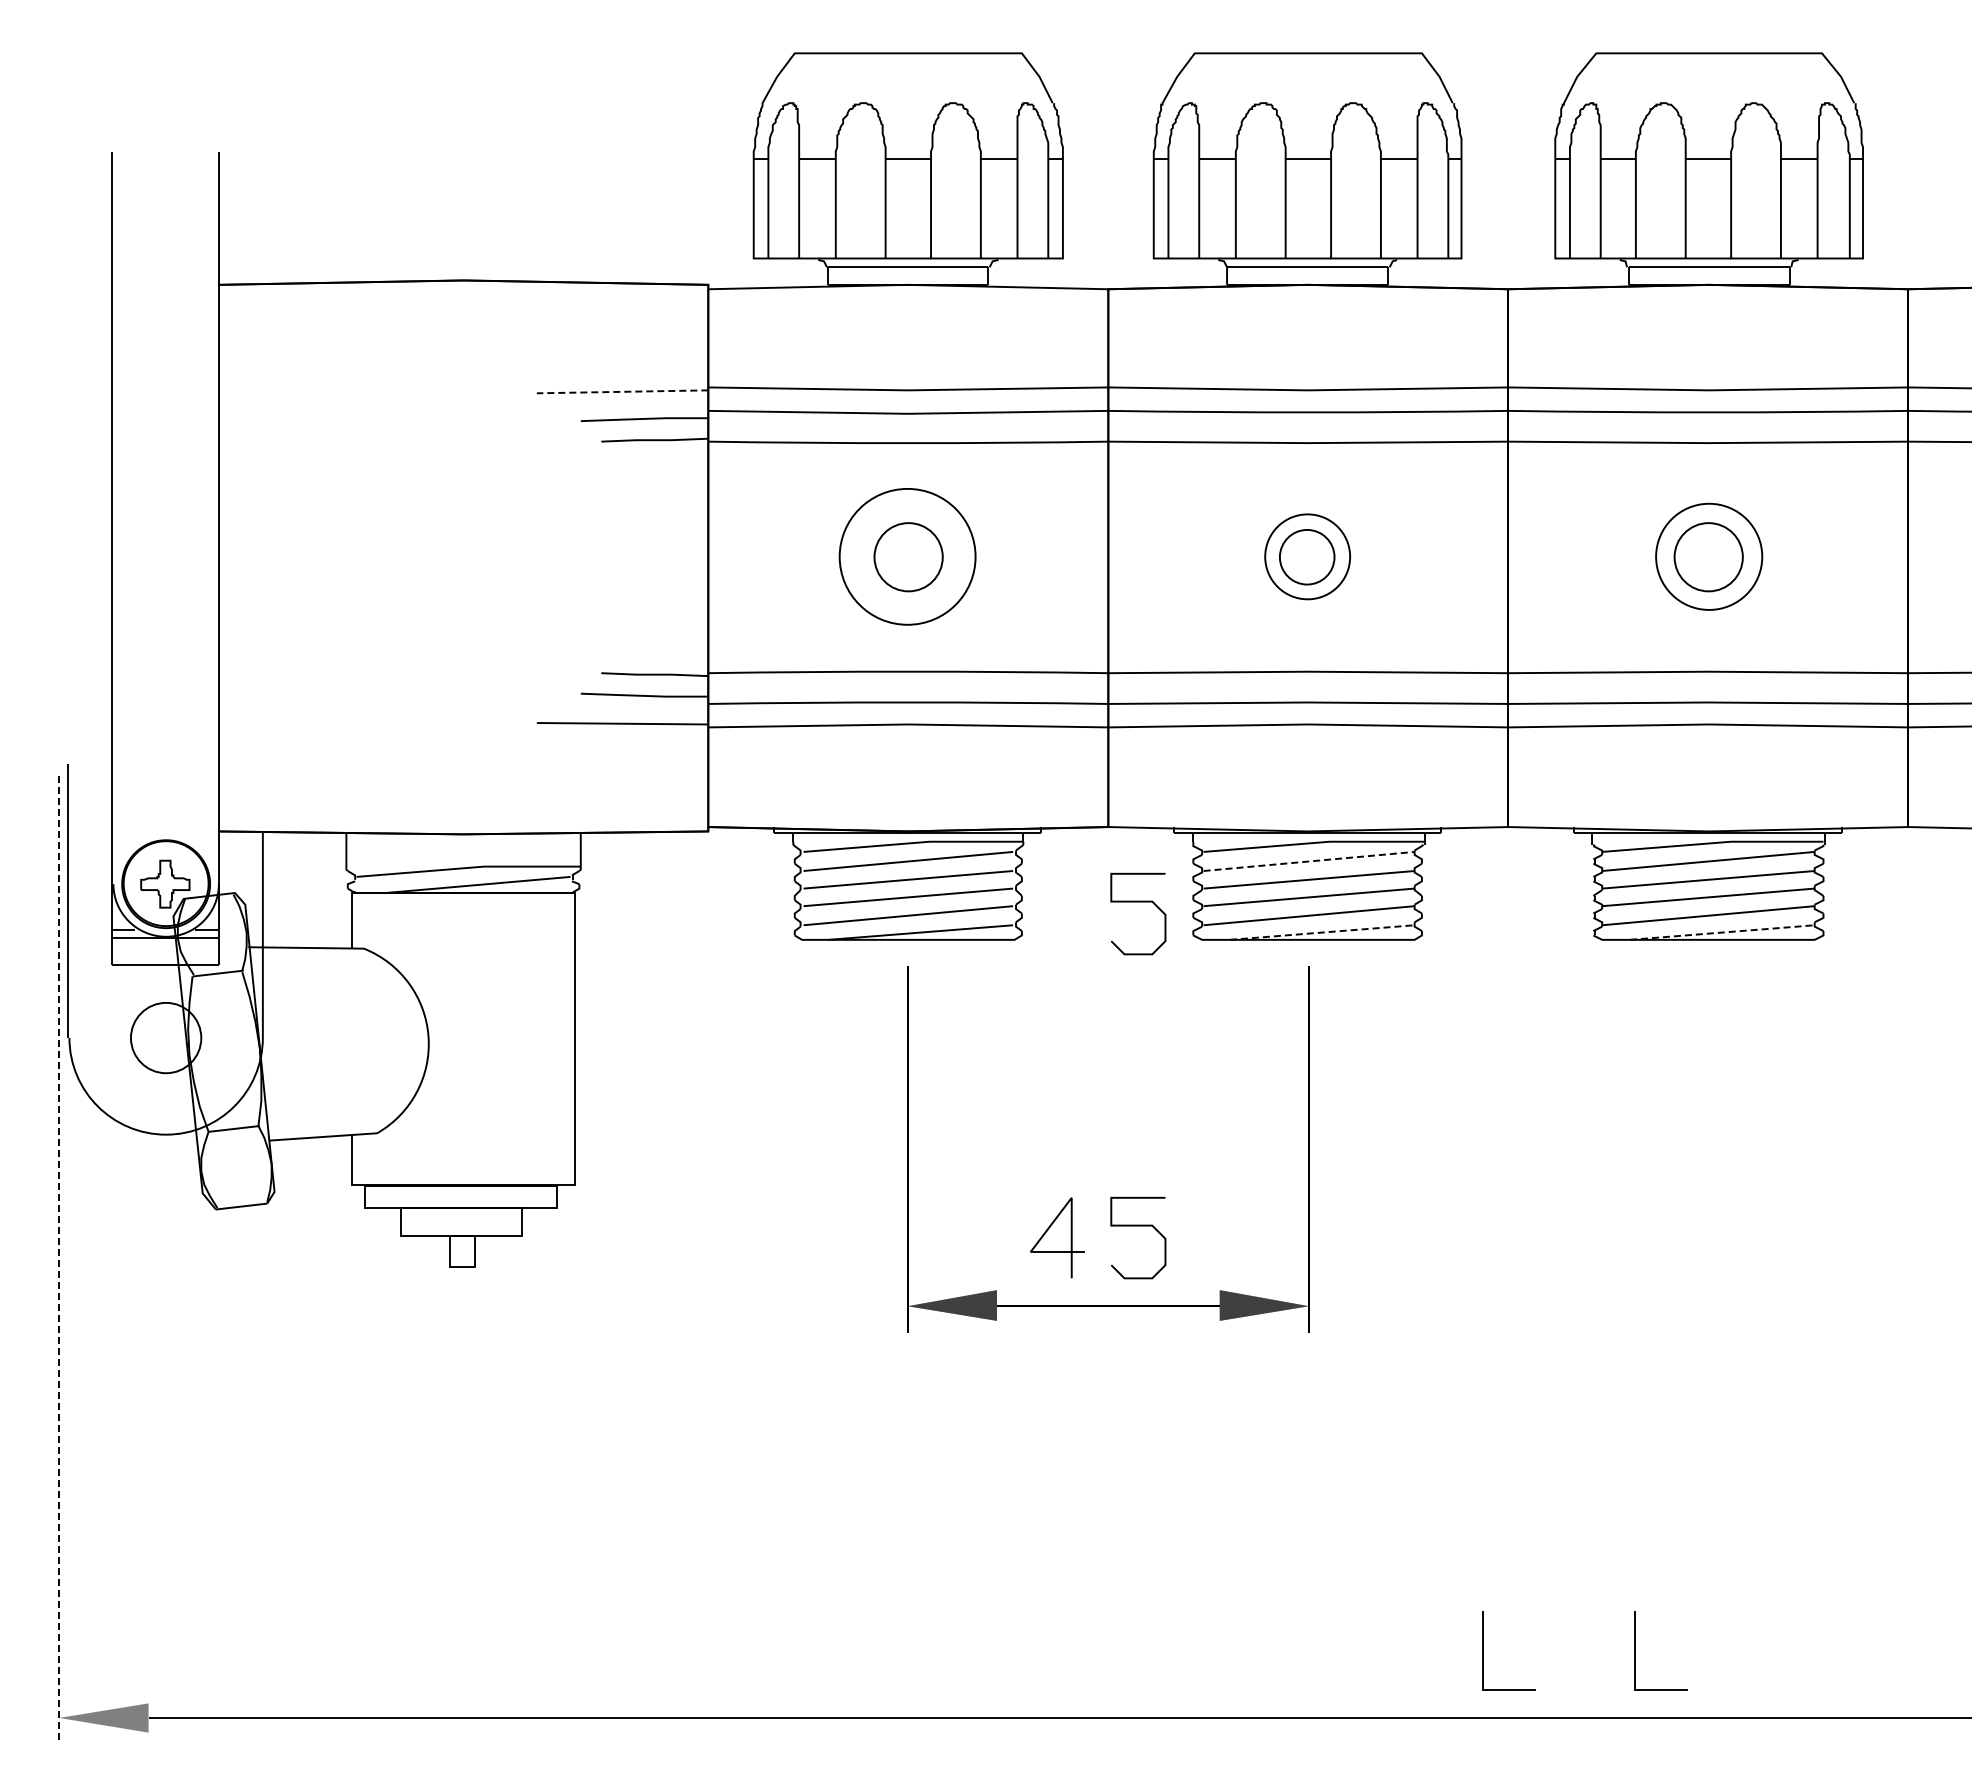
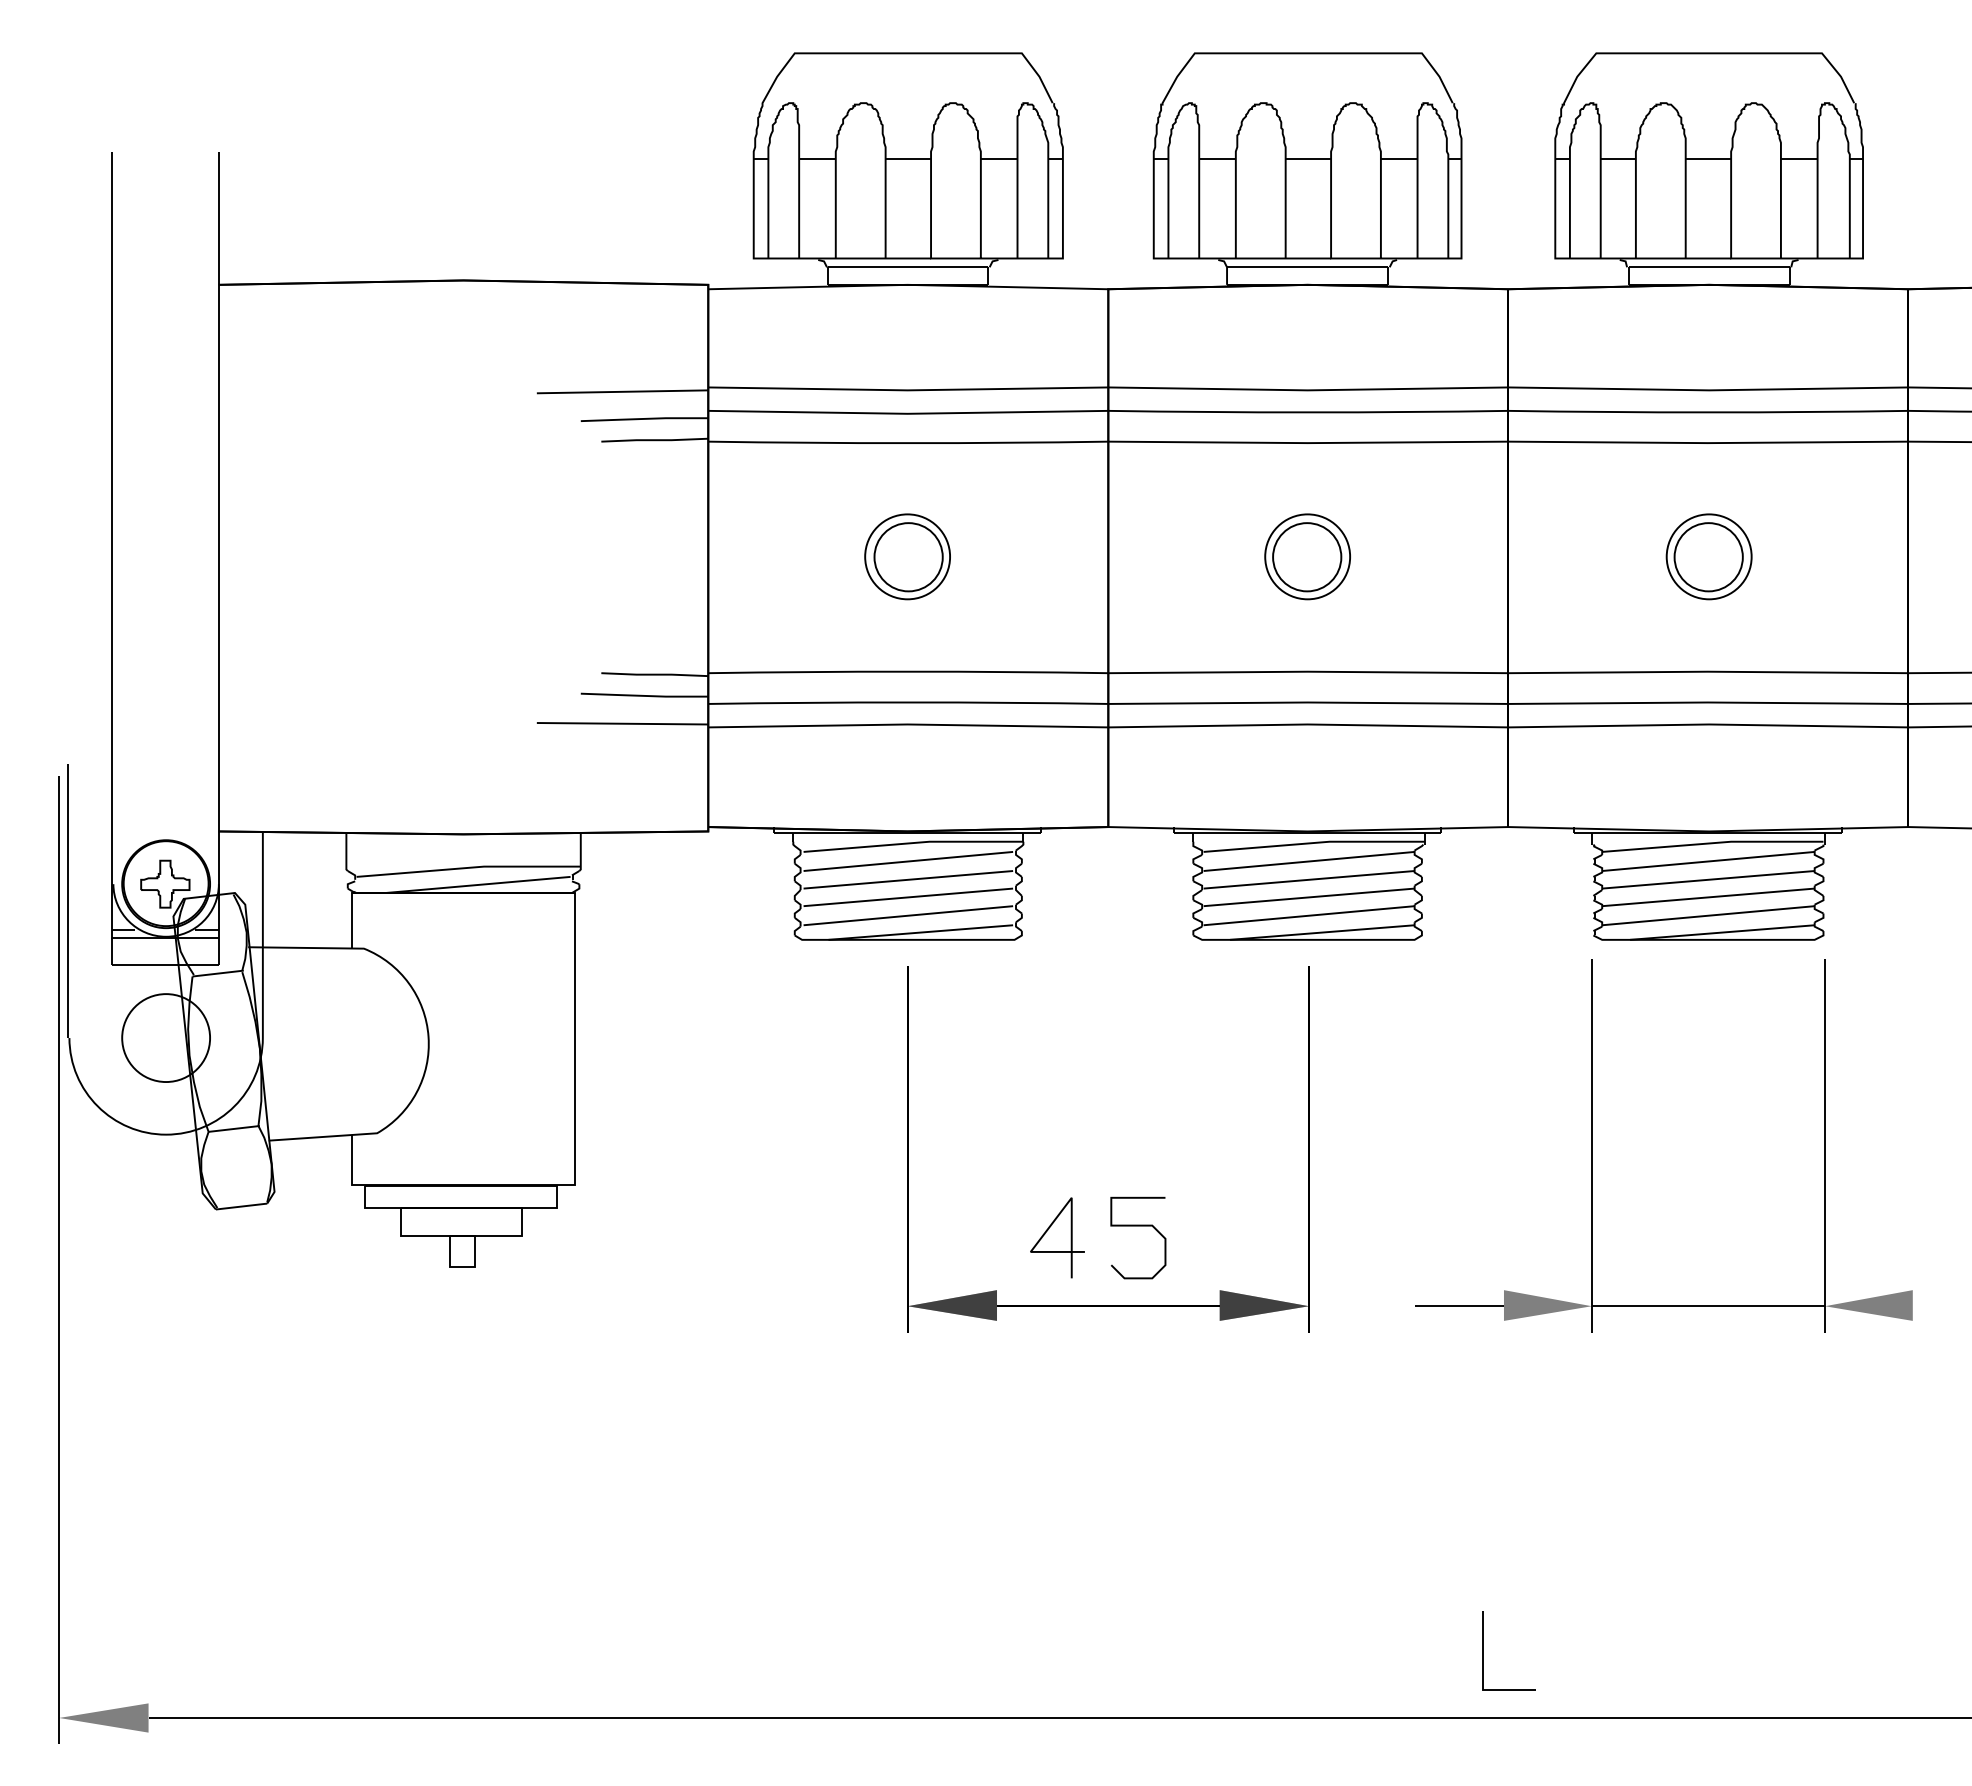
line: dashed -> solid (622, 391)
circle diameter: 136 px -> 85 px (907, 556)
circle diameter: 55 px -> 68 px (1307, 557)
circle diameter: 106 px -> 85 px (1708, 556)
line: dashed -> solid (1309, 861)
curve: present -> none (1138, 902)
line: dashed -> solid (1322, 932)
line: dashed -> solid (1722, 932)
circle diameter: 70 px -> 88 px (166, 1038)
part: none -> present (1592, 1145)
line: dashed -> solid (59, 1260)
line: present -> none (1635, 1650)
